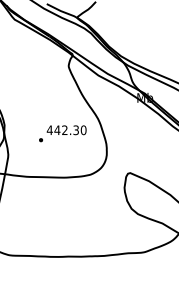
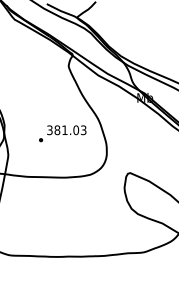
text: 442.30 -> 381.03 (66, 130)
